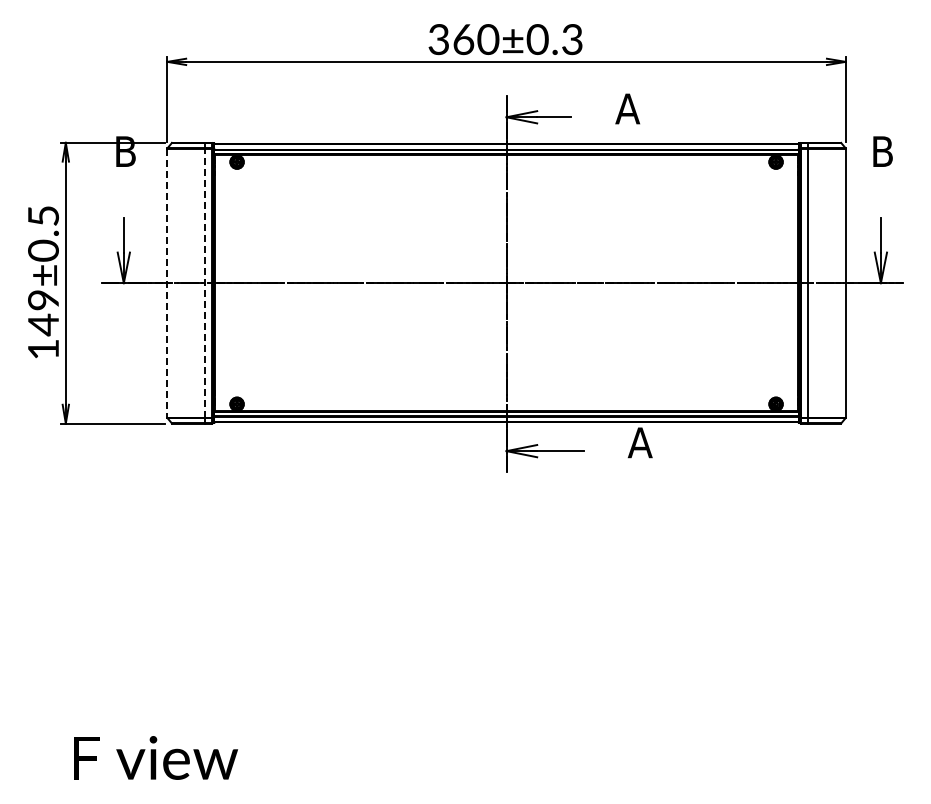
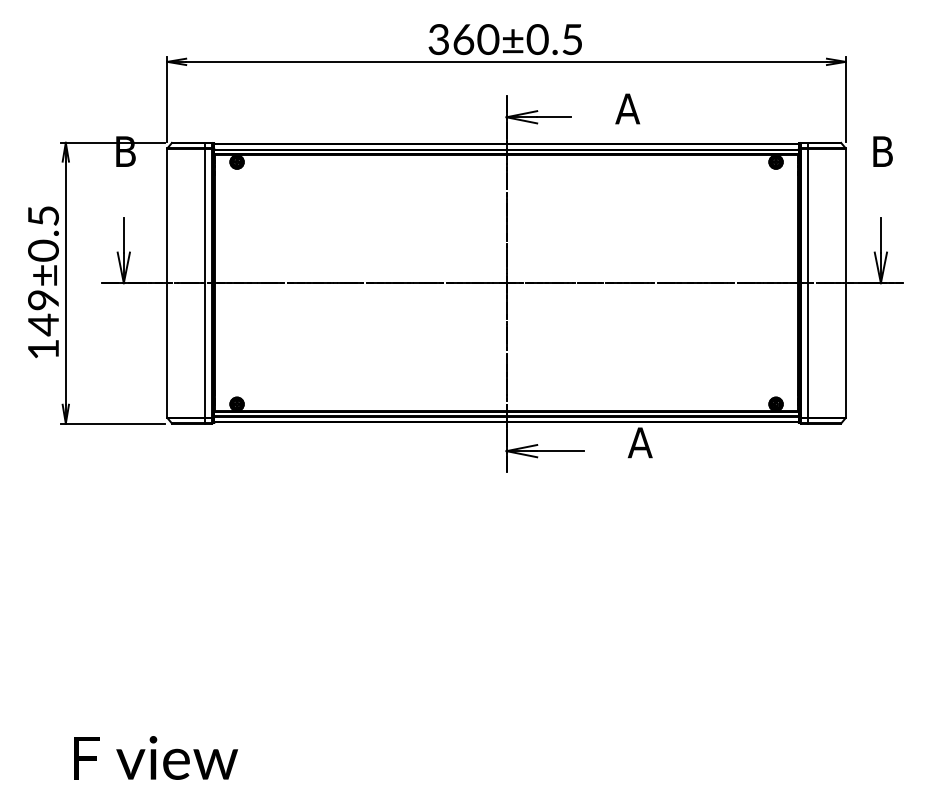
text: 360±0.3 -> 360±0.5 (572, 39)
line: dashed -> solid (167, 283)
line: dashed -> solid (205, 283)
